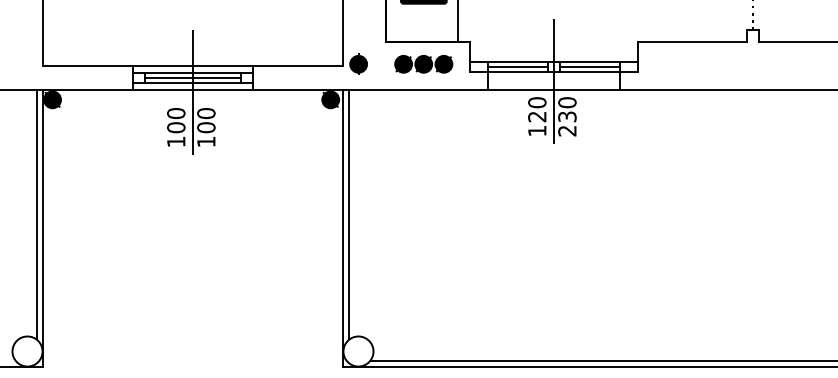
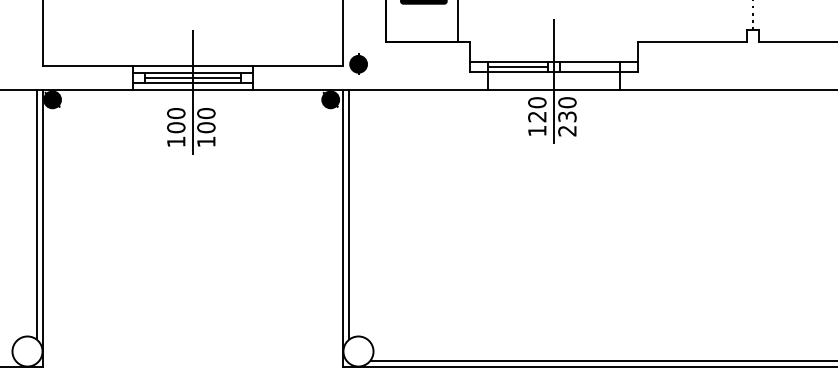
part: present -> none (423, 64)
line: present -> none (590, 66)
